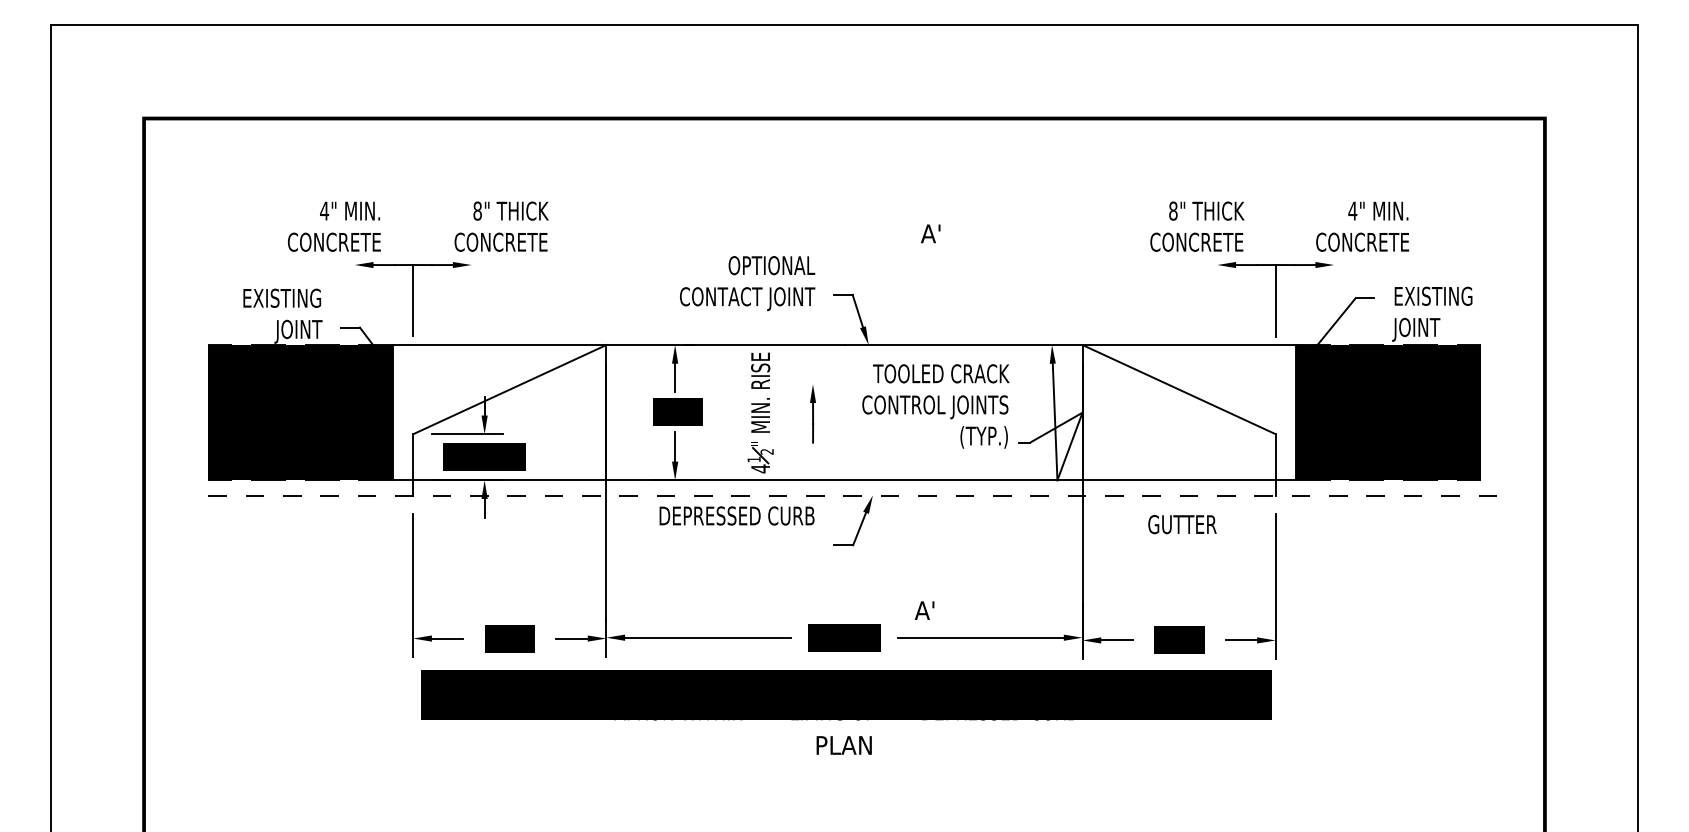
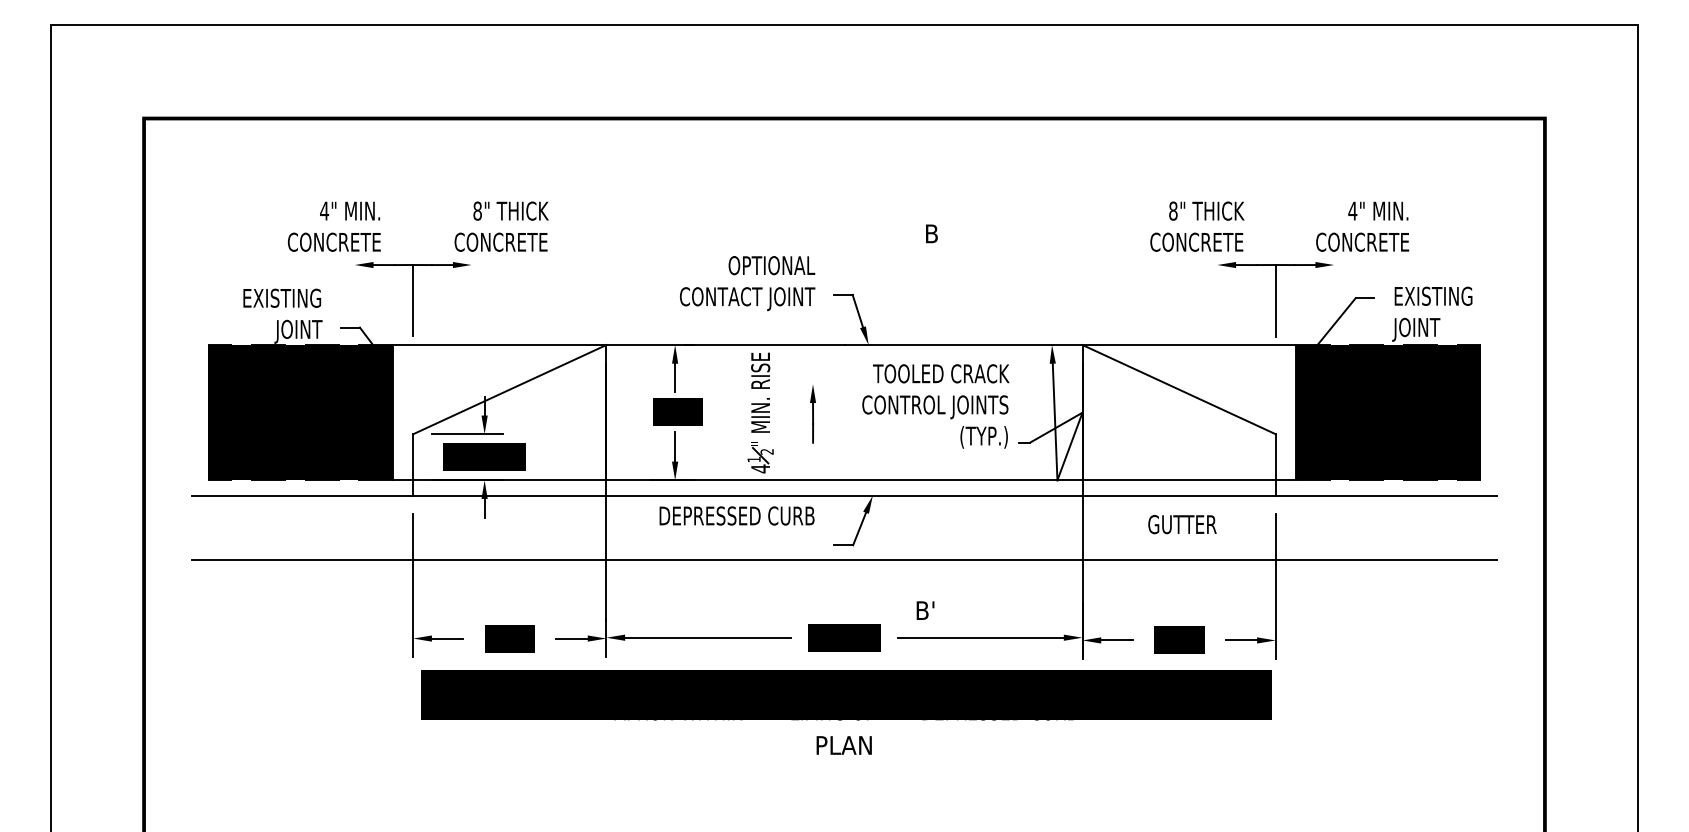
text: A' -> B (930, 233)
line: dashed -> solid (844, 495)
line: none -> present (844, 560)
text: A' -> B' (921, 610)
